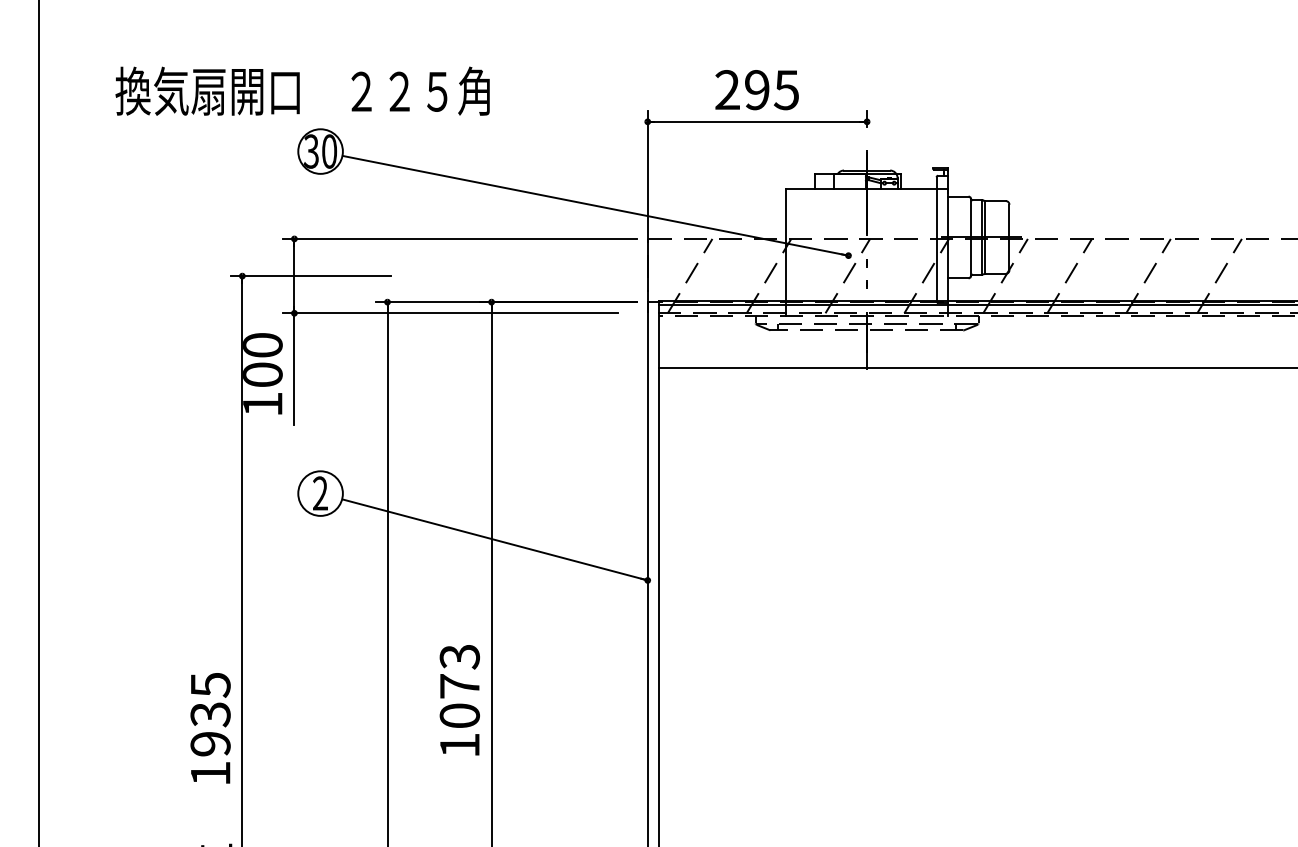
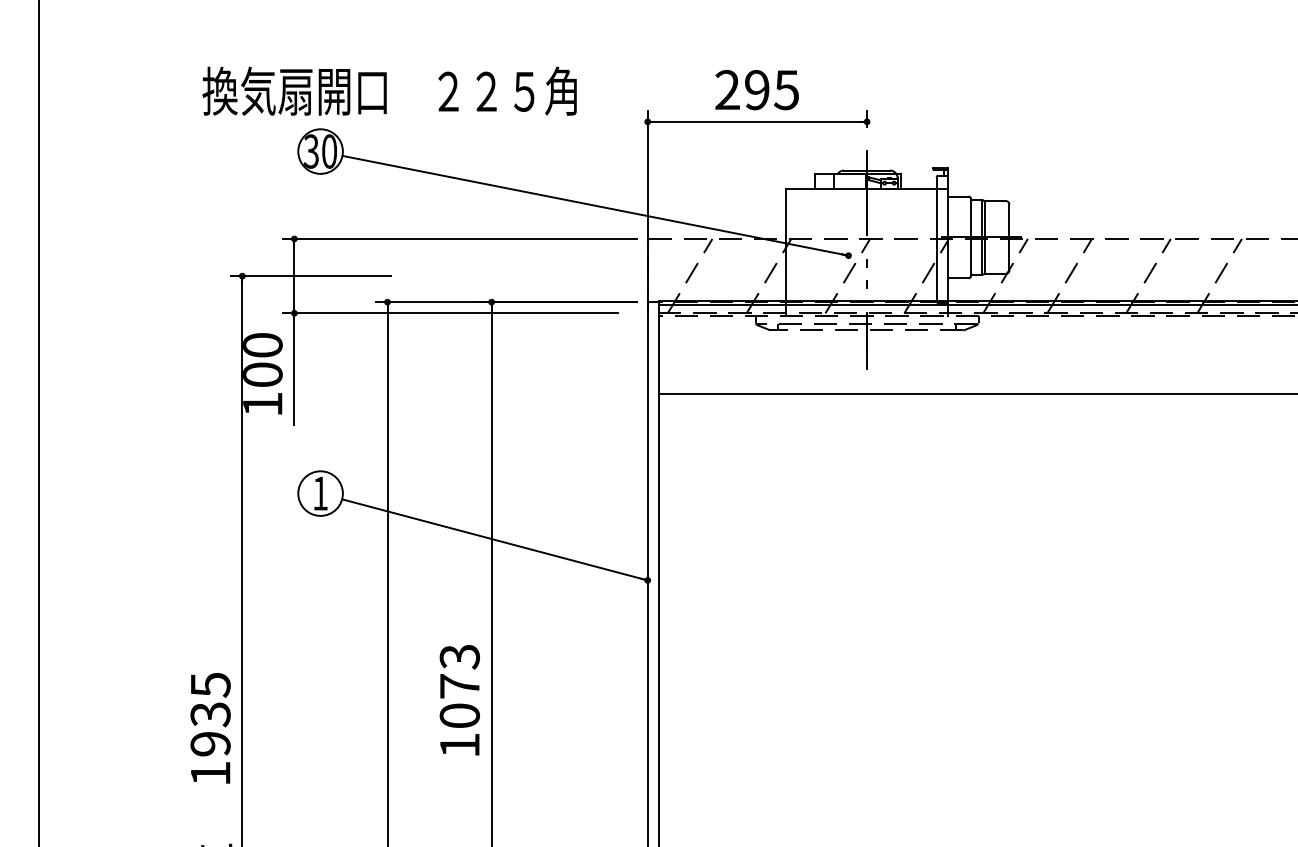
text position: (302, 90) -> (389, 90) (389, 90)
line position: (976, 367) -> (976, 393) (976, 393)
text: 2 -> 1 (320, 493)
